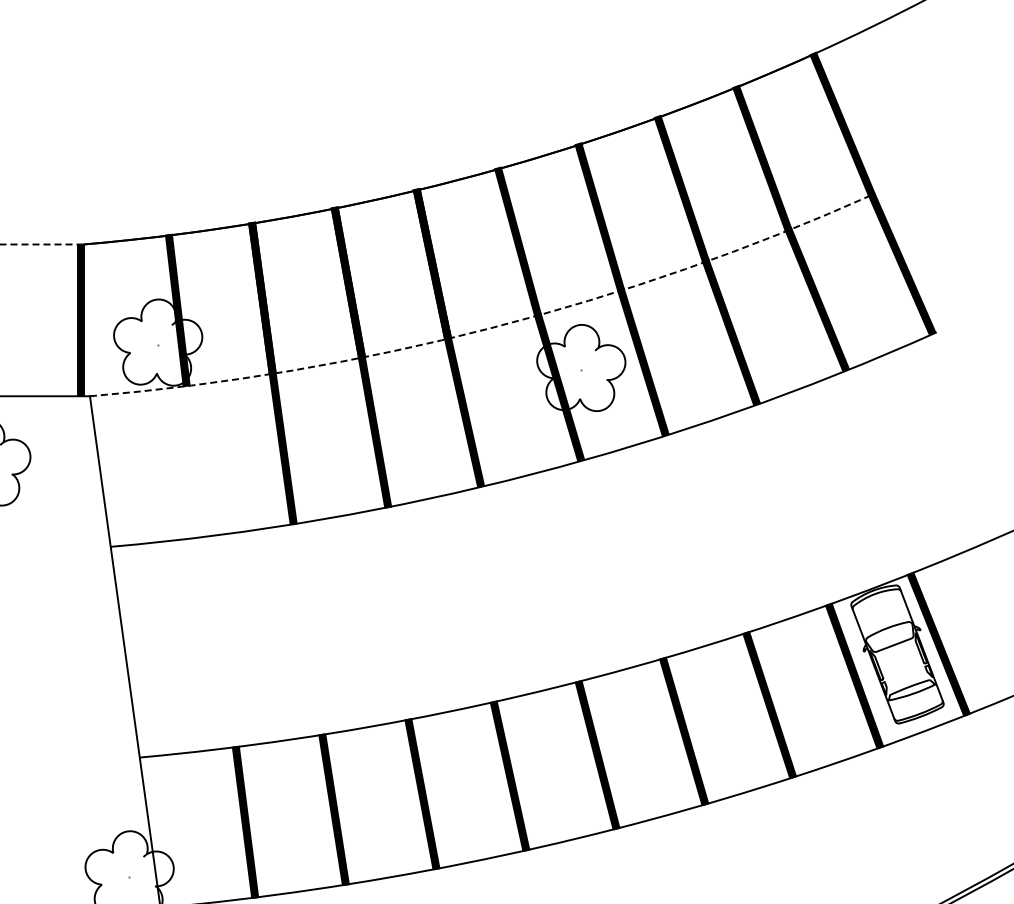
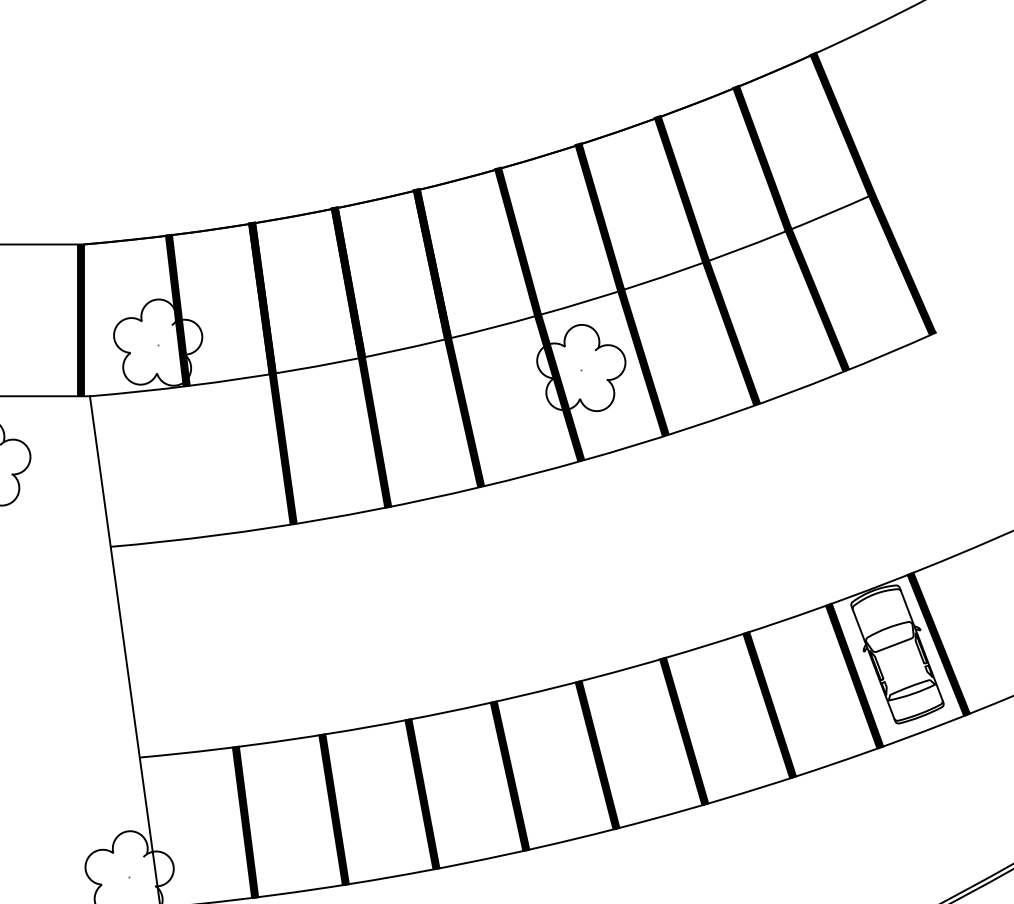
line: dashed -> solid (41, 244)
arc: dashed -> solid (490, 328)
